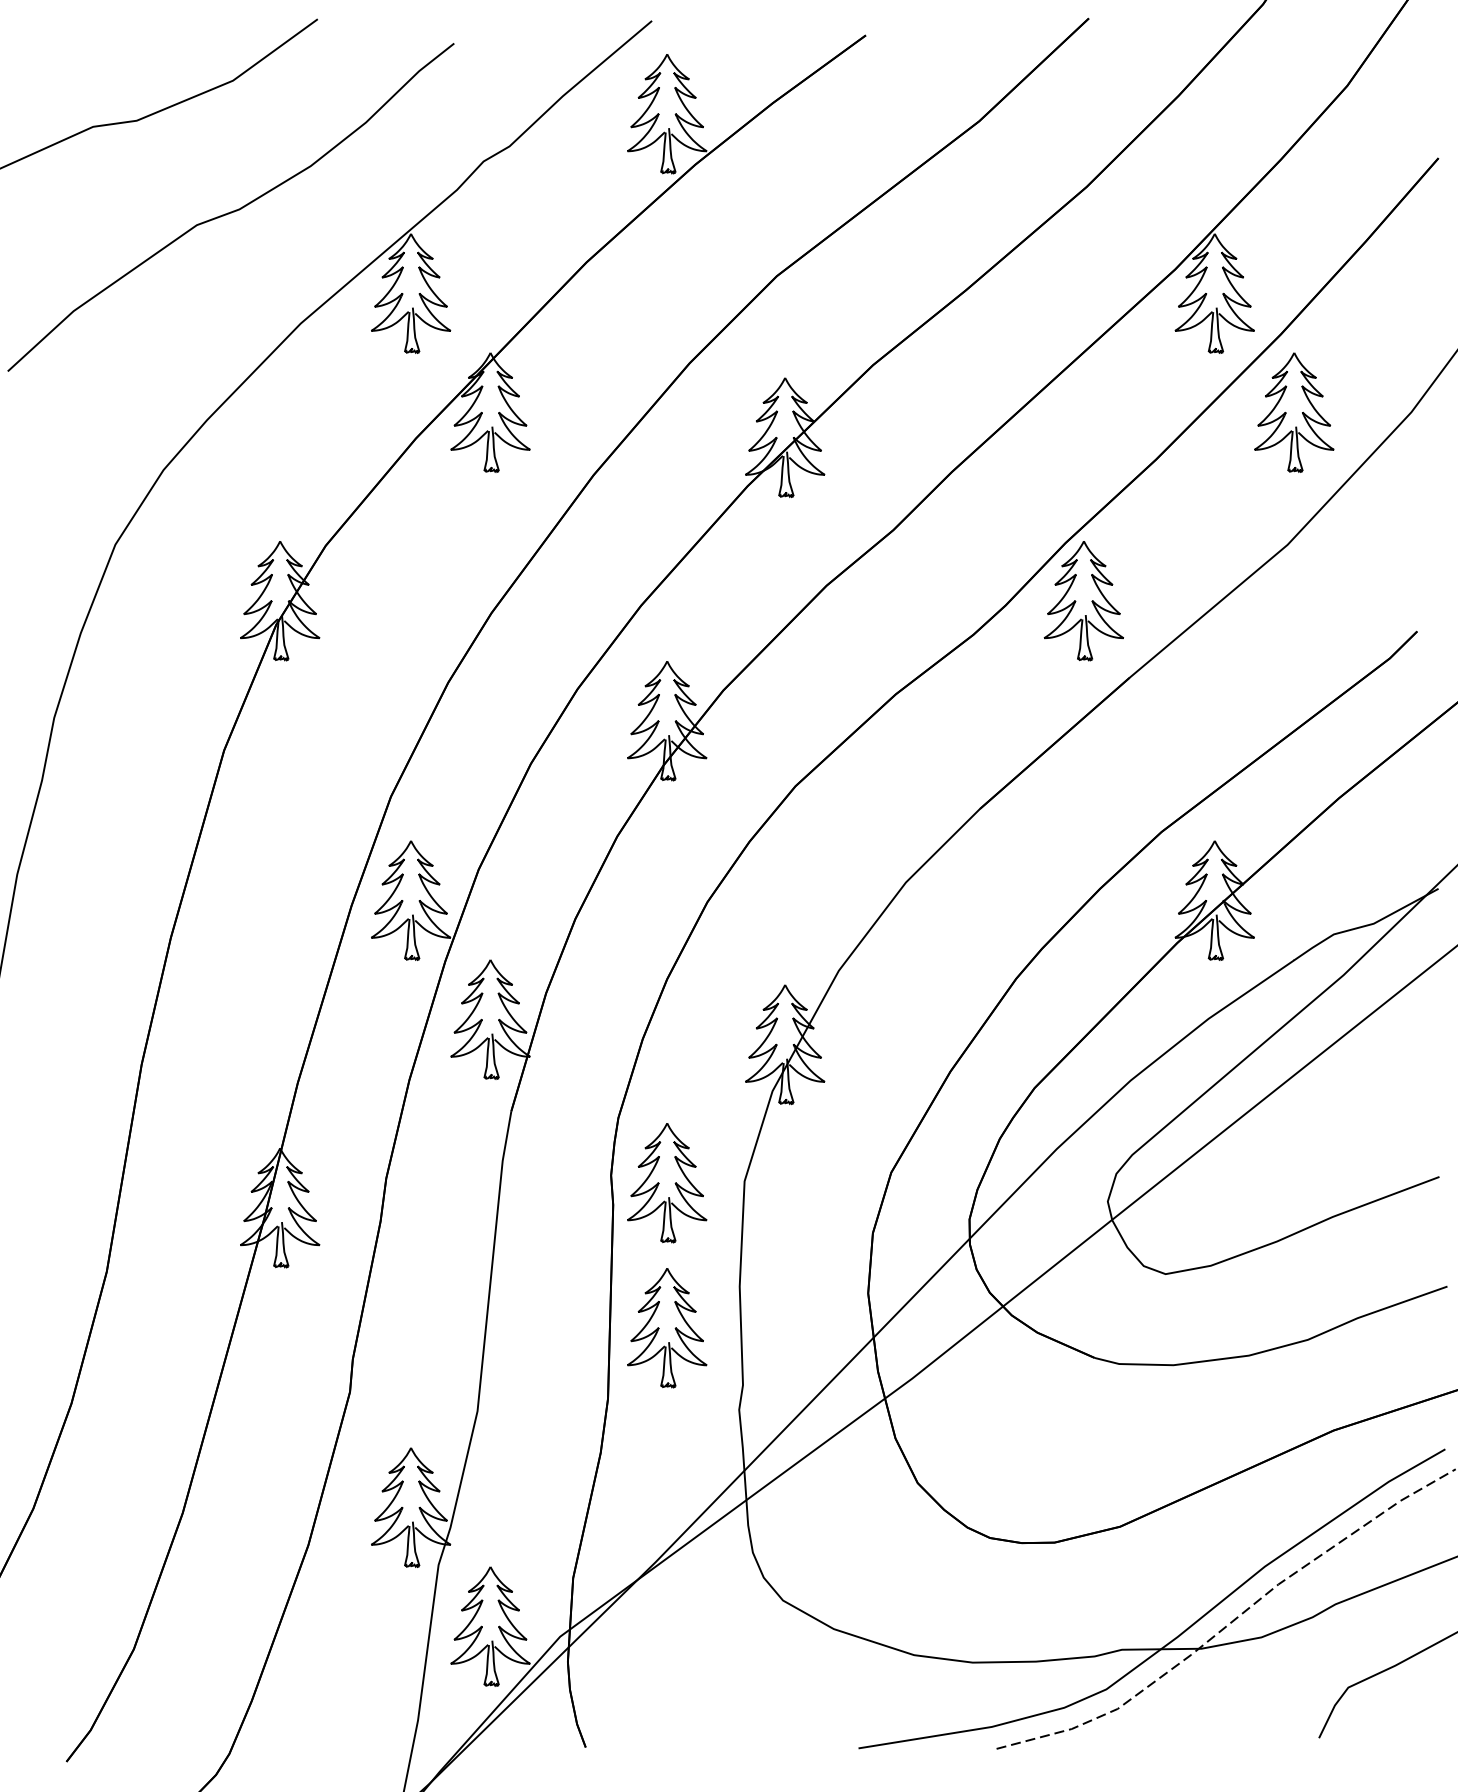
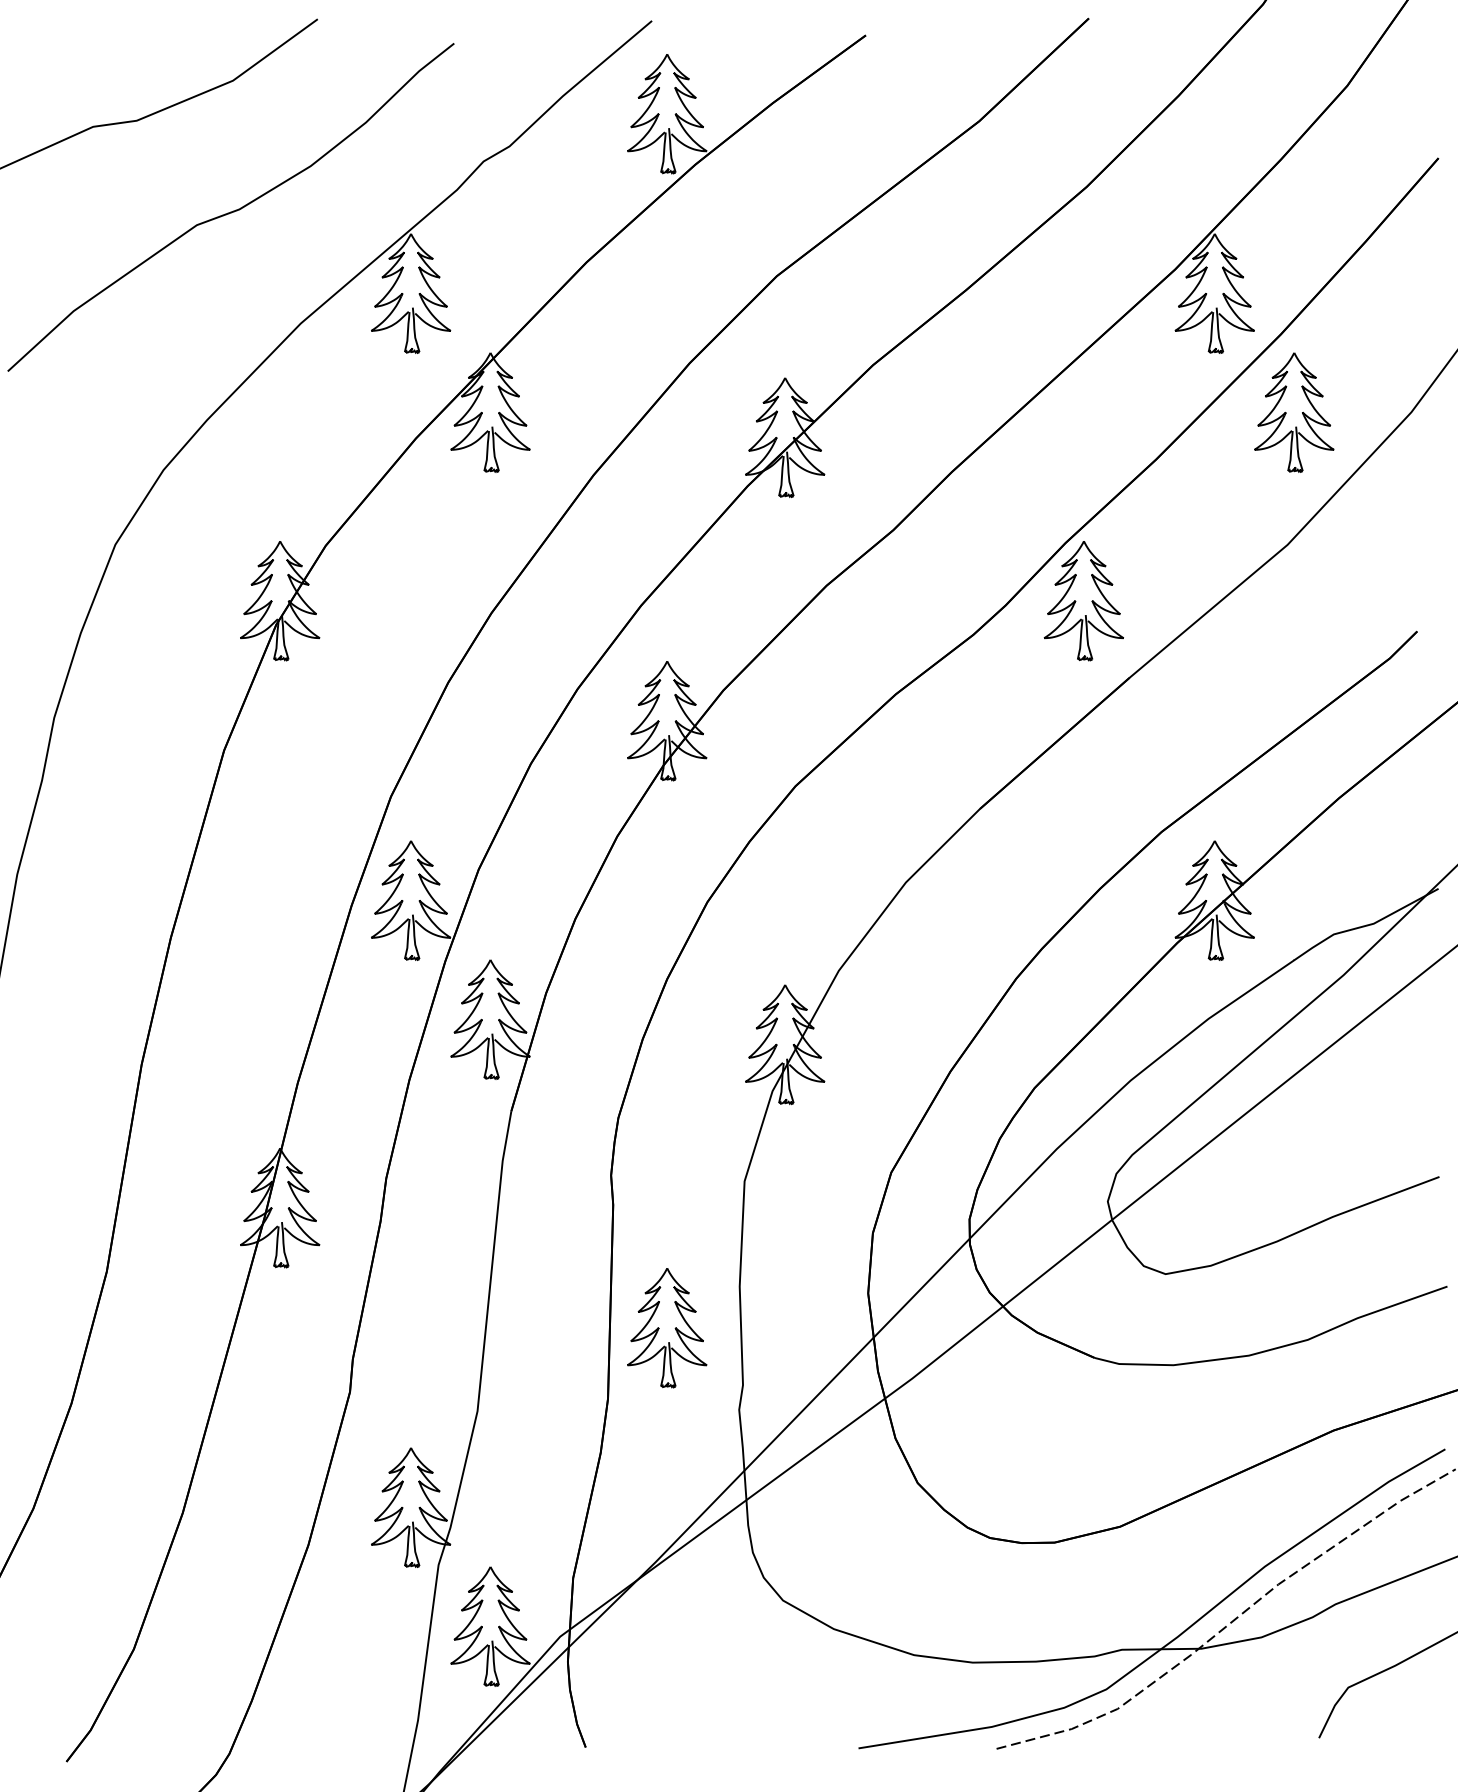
part: present -> none (667, 1183)
